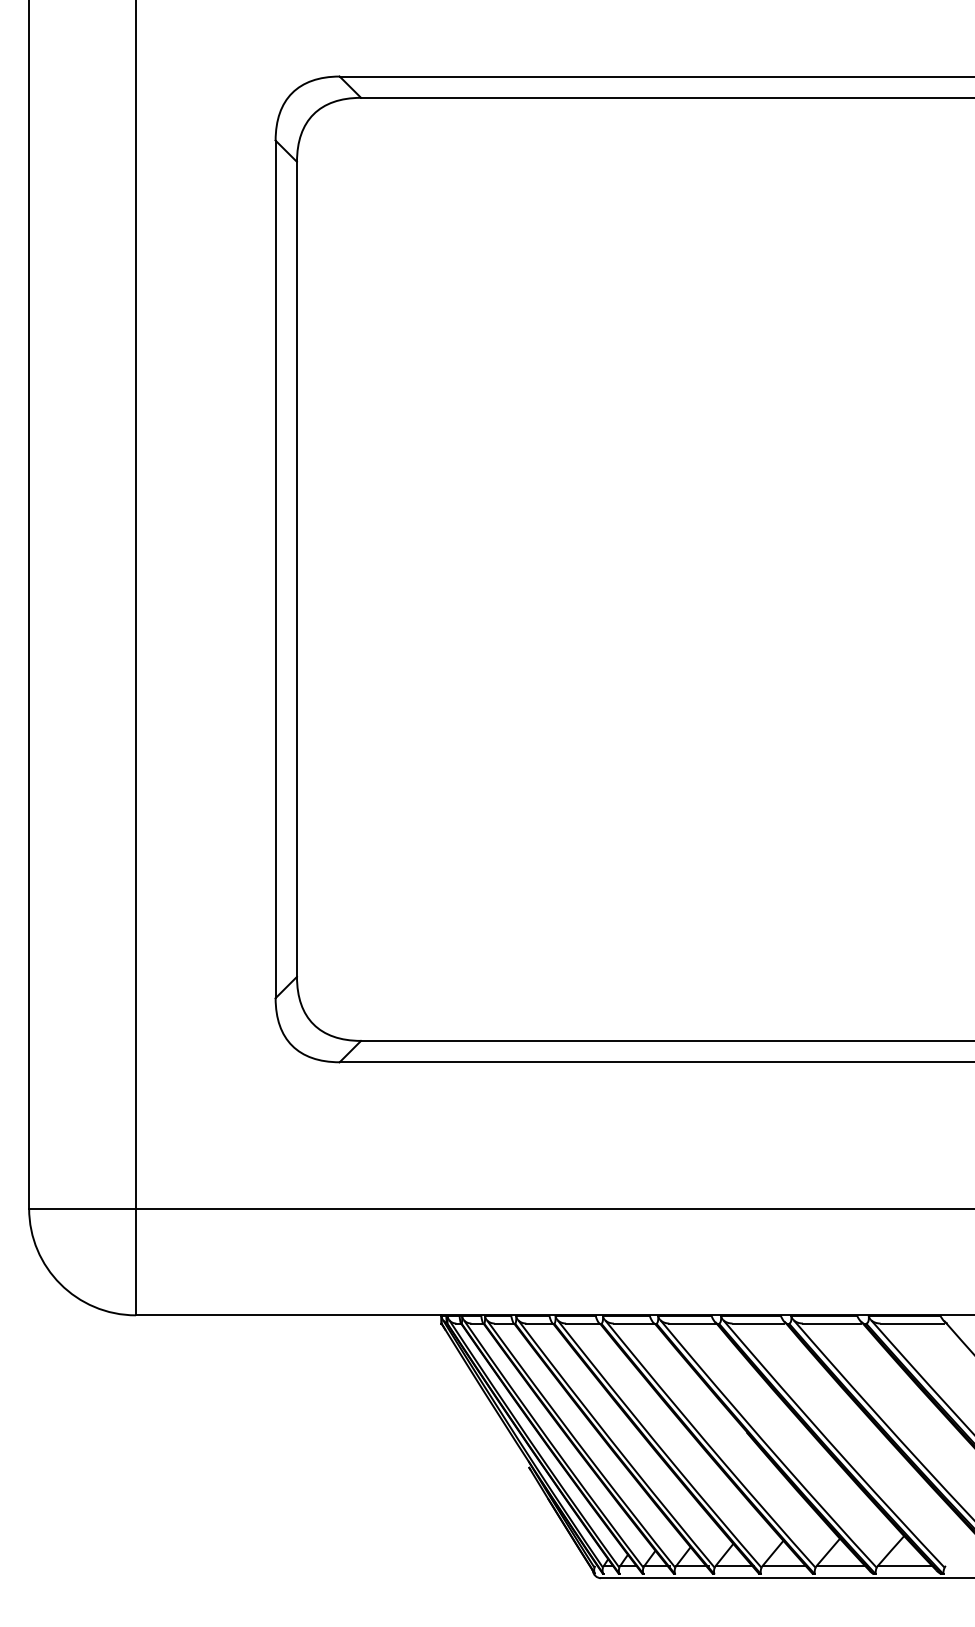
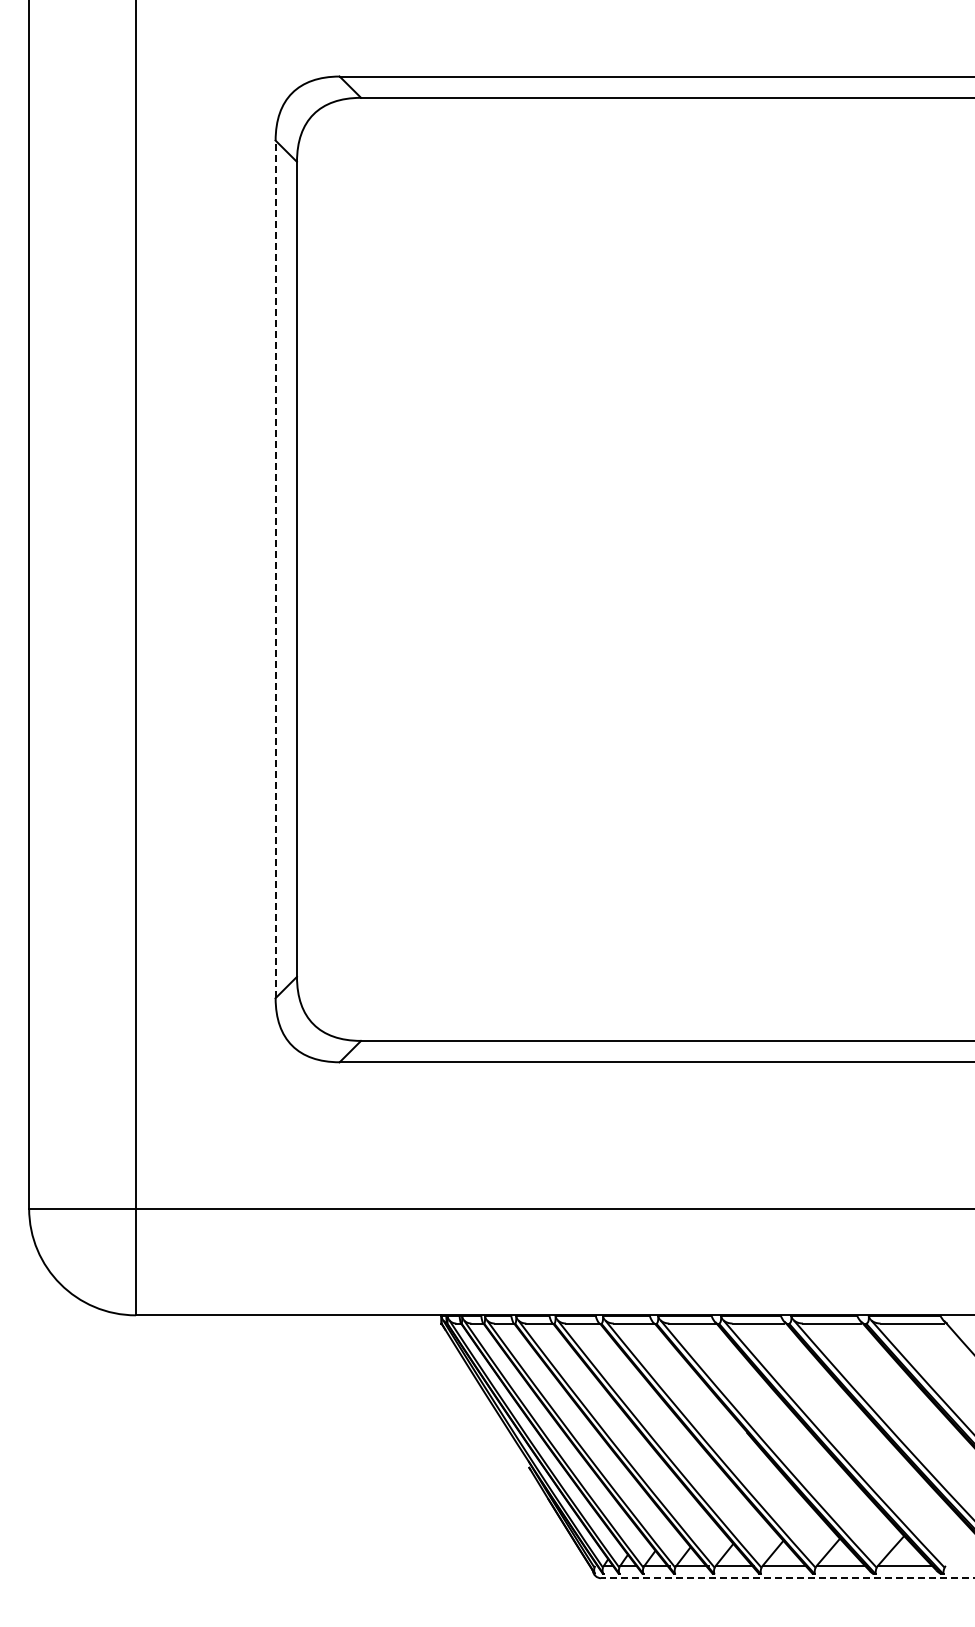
line: solid -> dashed (275, 569)
line: solid -> dashed (787, 1578)
